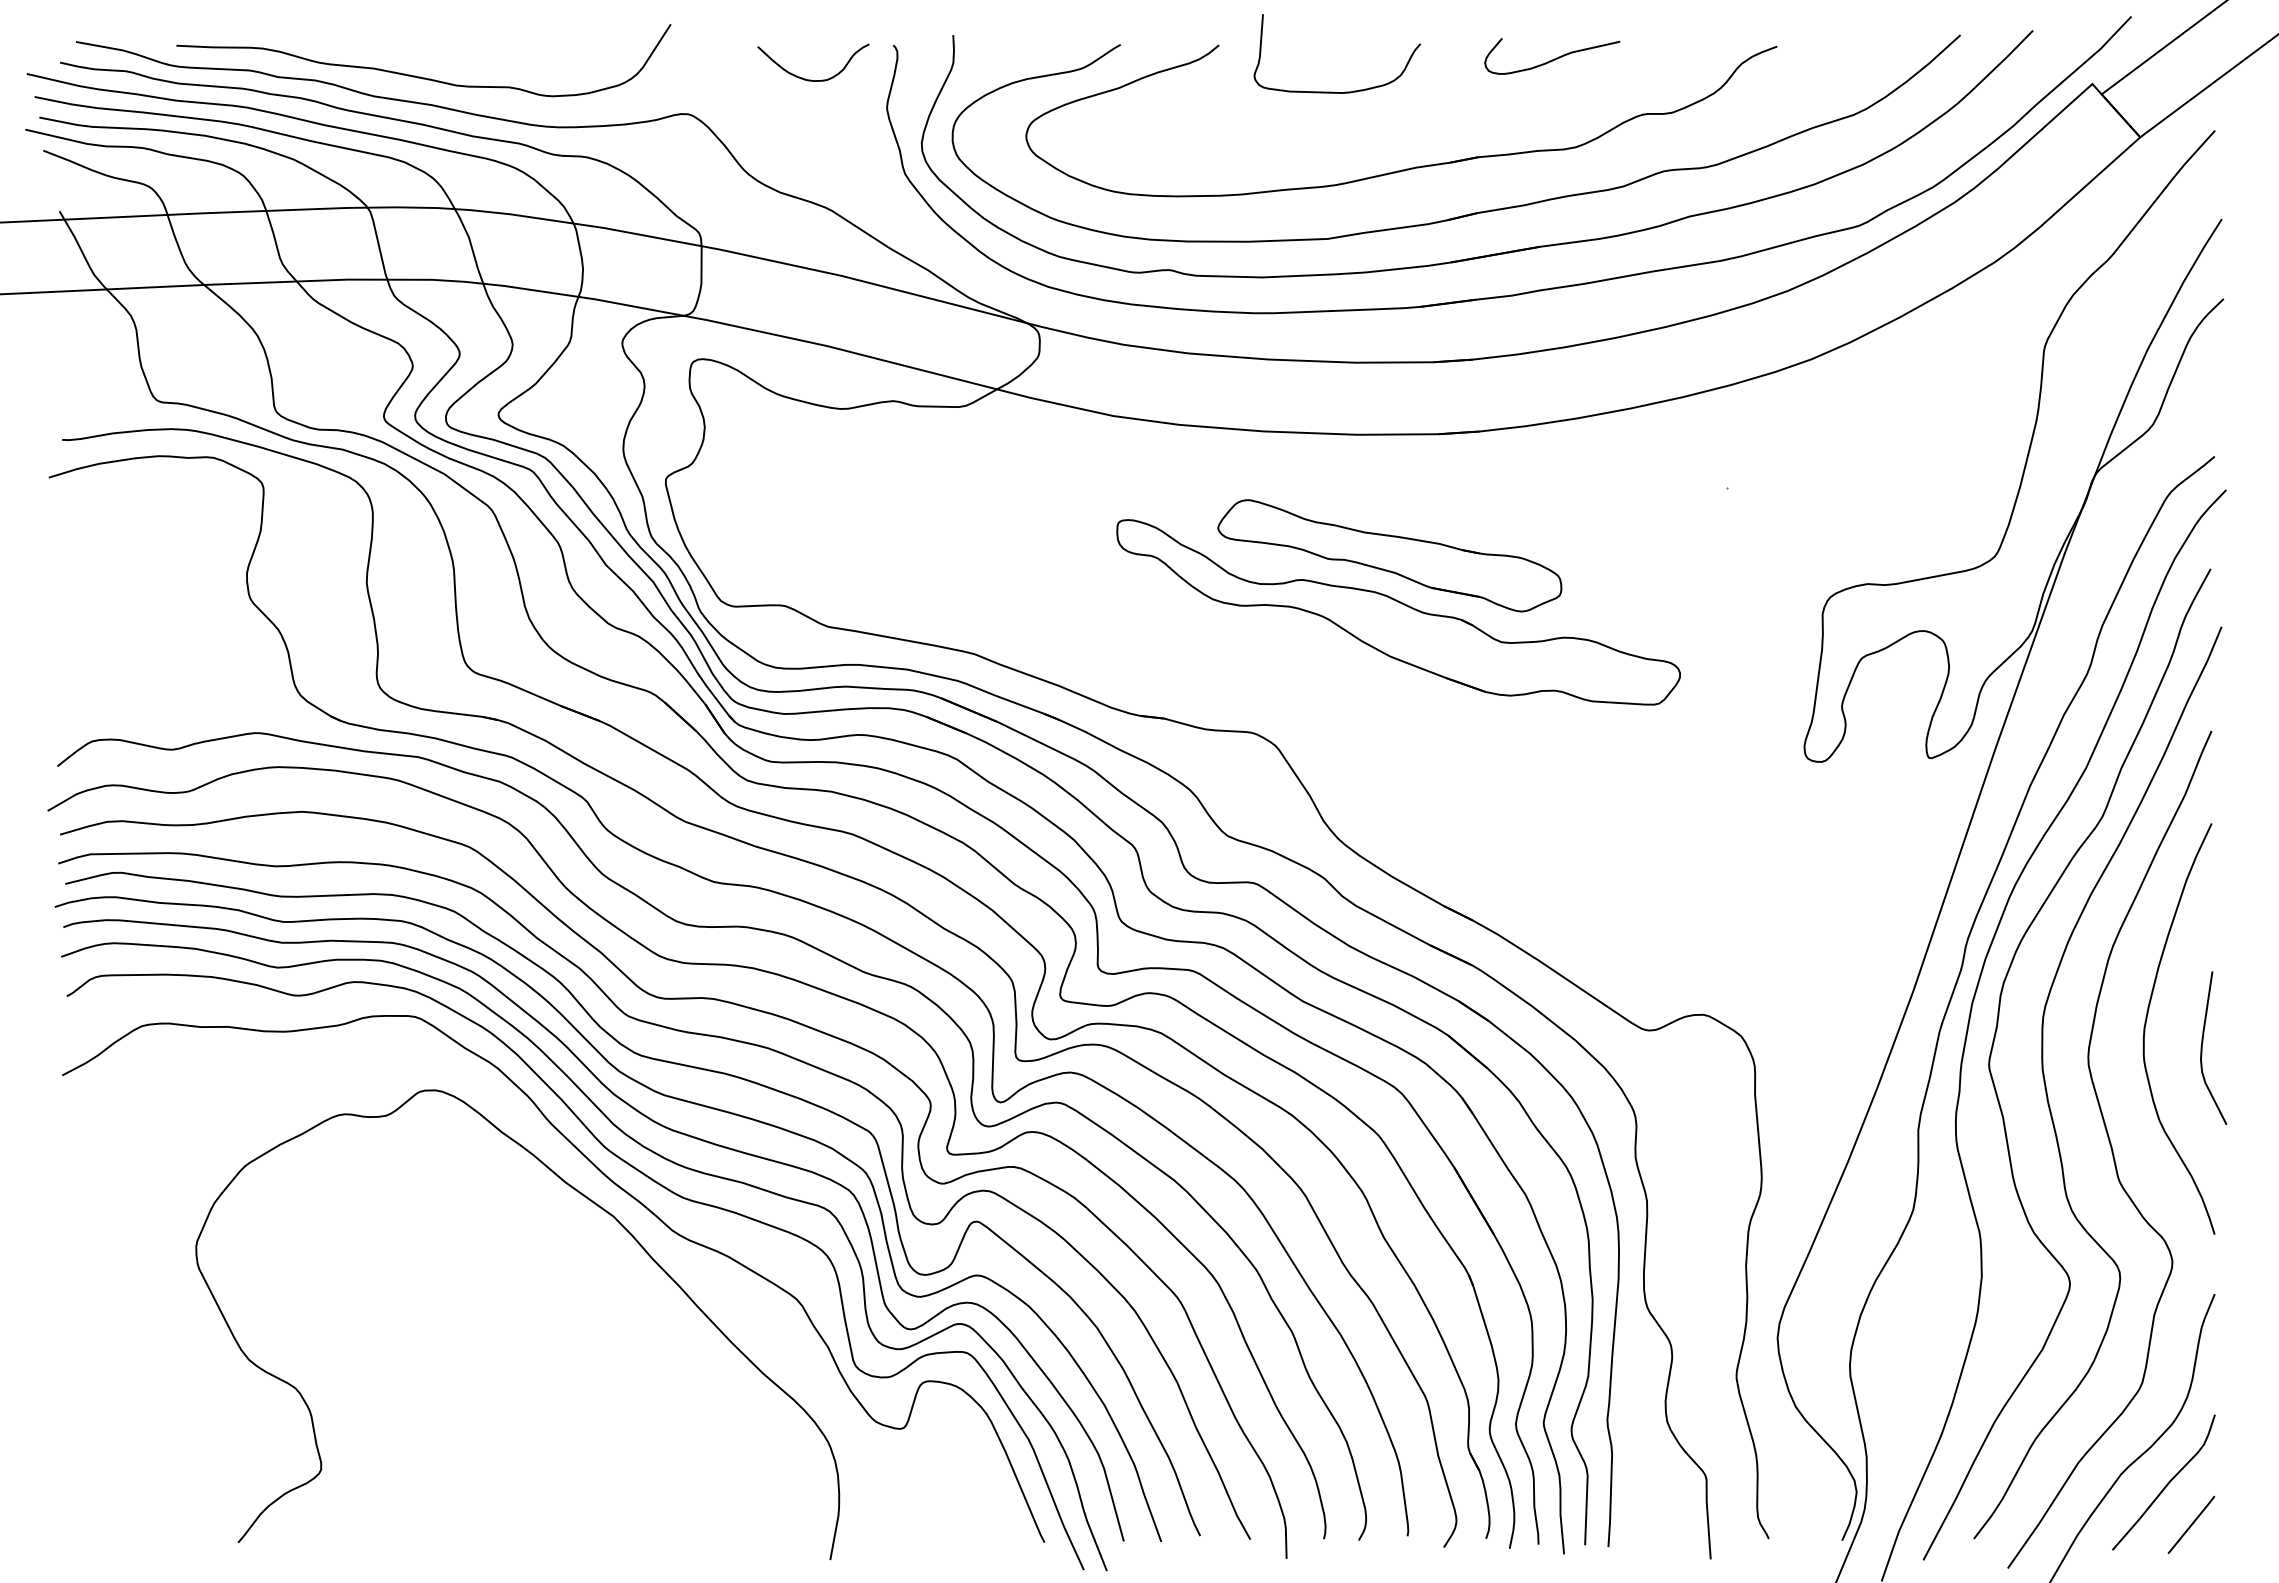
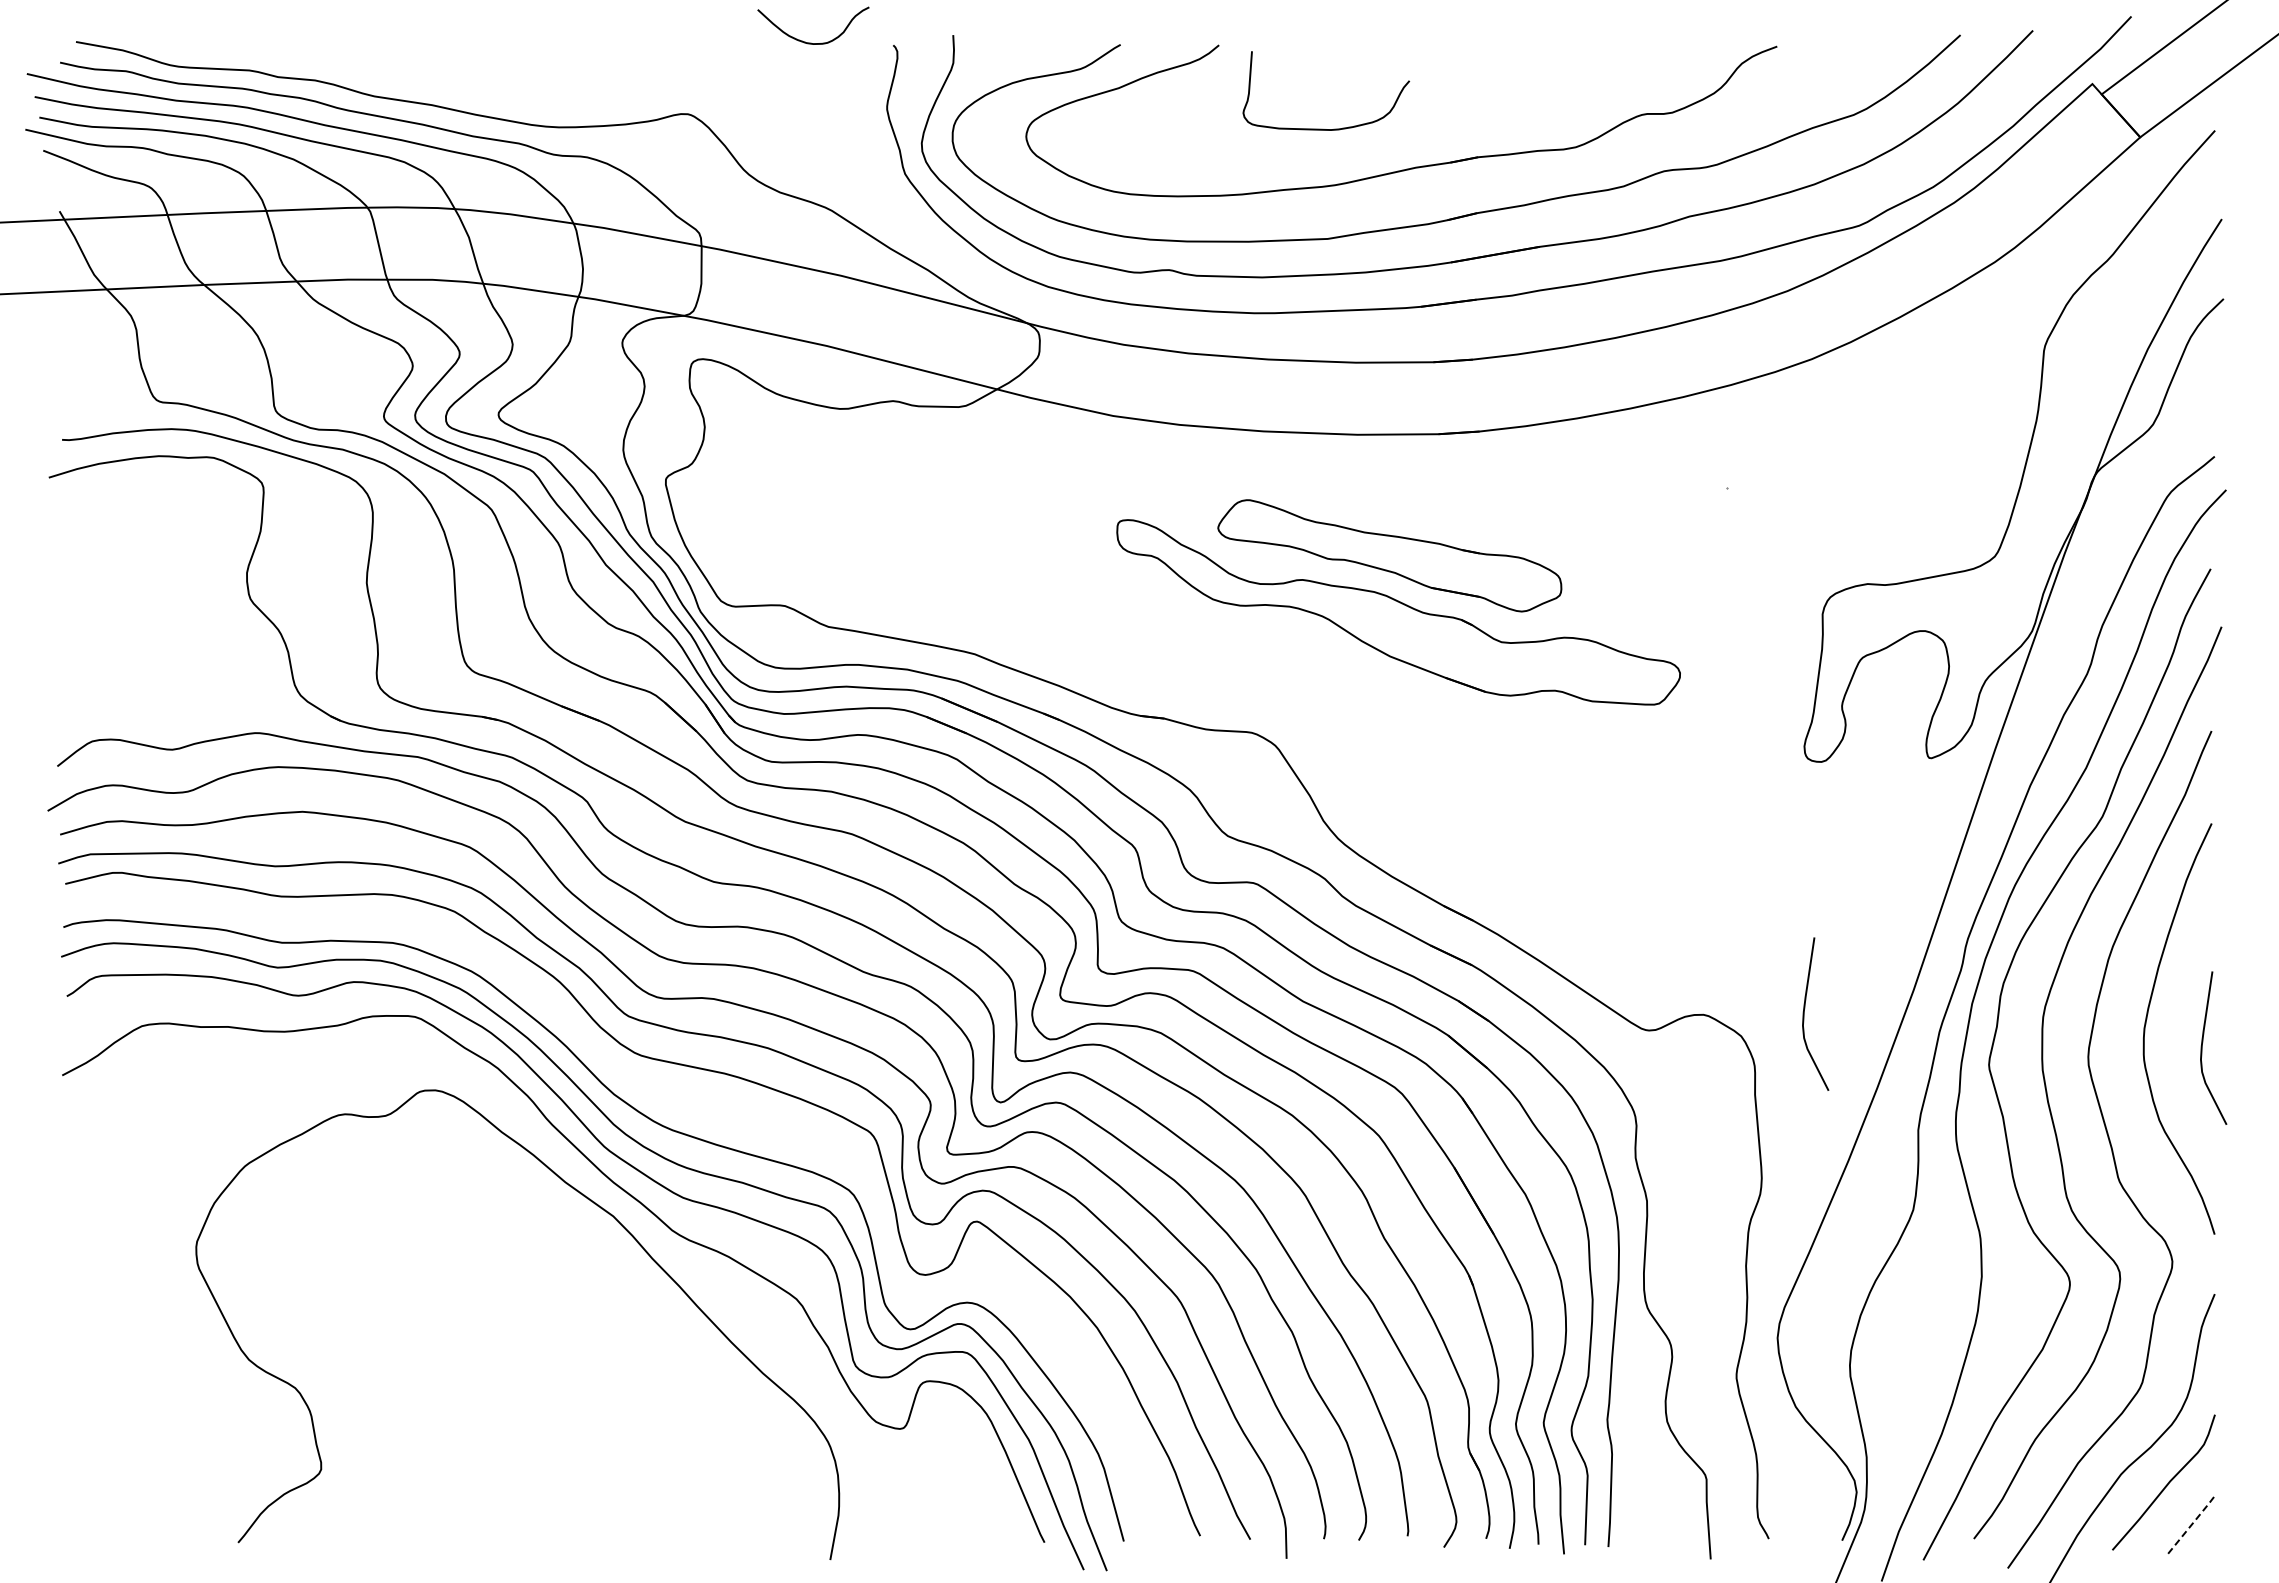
curve: present -> none (1554, 58)
curve: present -> none (420, 76)
curve position: (811, 79) -> (811, 42) (811, 42)
curve position: (1334, 91) -> (1323, 128) (1323, 128)
curve: none -> present (1804, 1013)
curve: present -> none (659, 1094)
line: solid -> dashed (2192, 1524)
